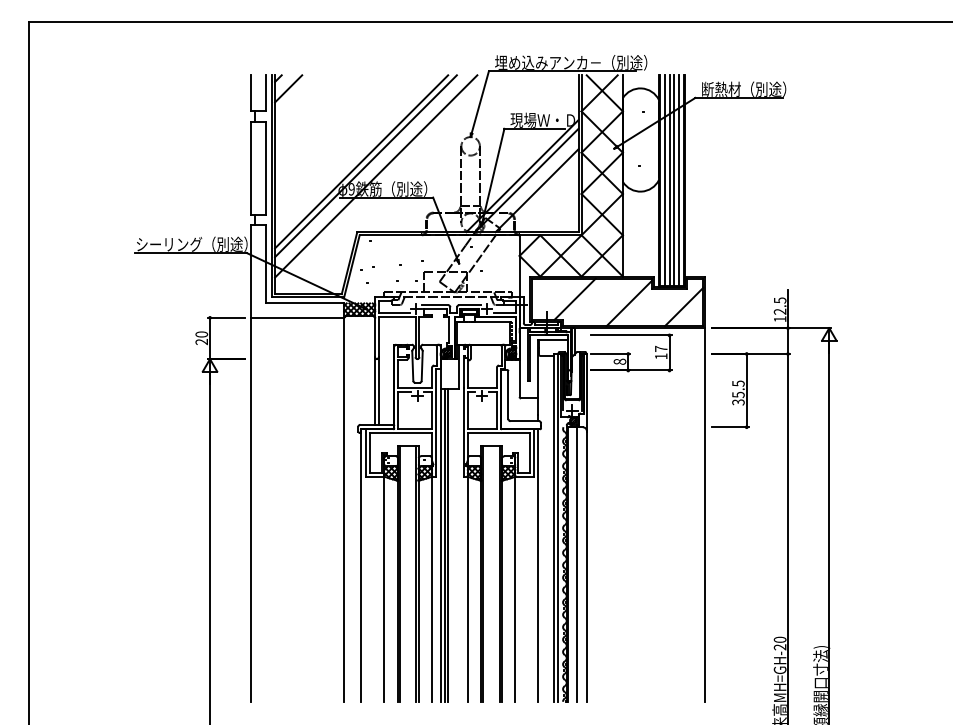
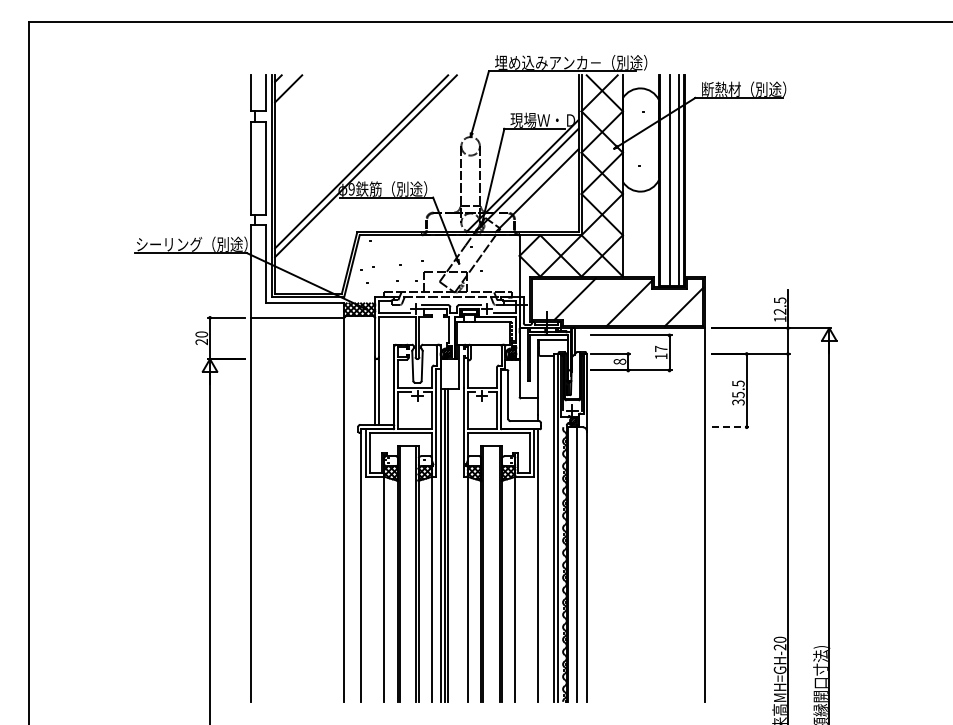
line: present -> none (376, 176)
line: present -> none (664, 180)
line: present -> none (674, 180)
line: solid -> dashed (730, 427)
